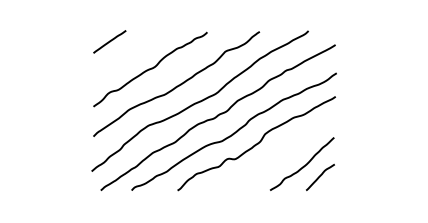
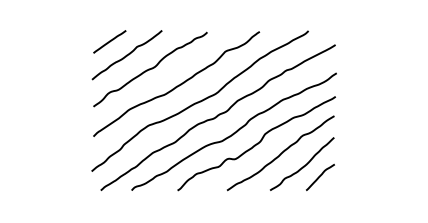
curve: none -> present (126, 55)
curve: none -> present (280, 153)
